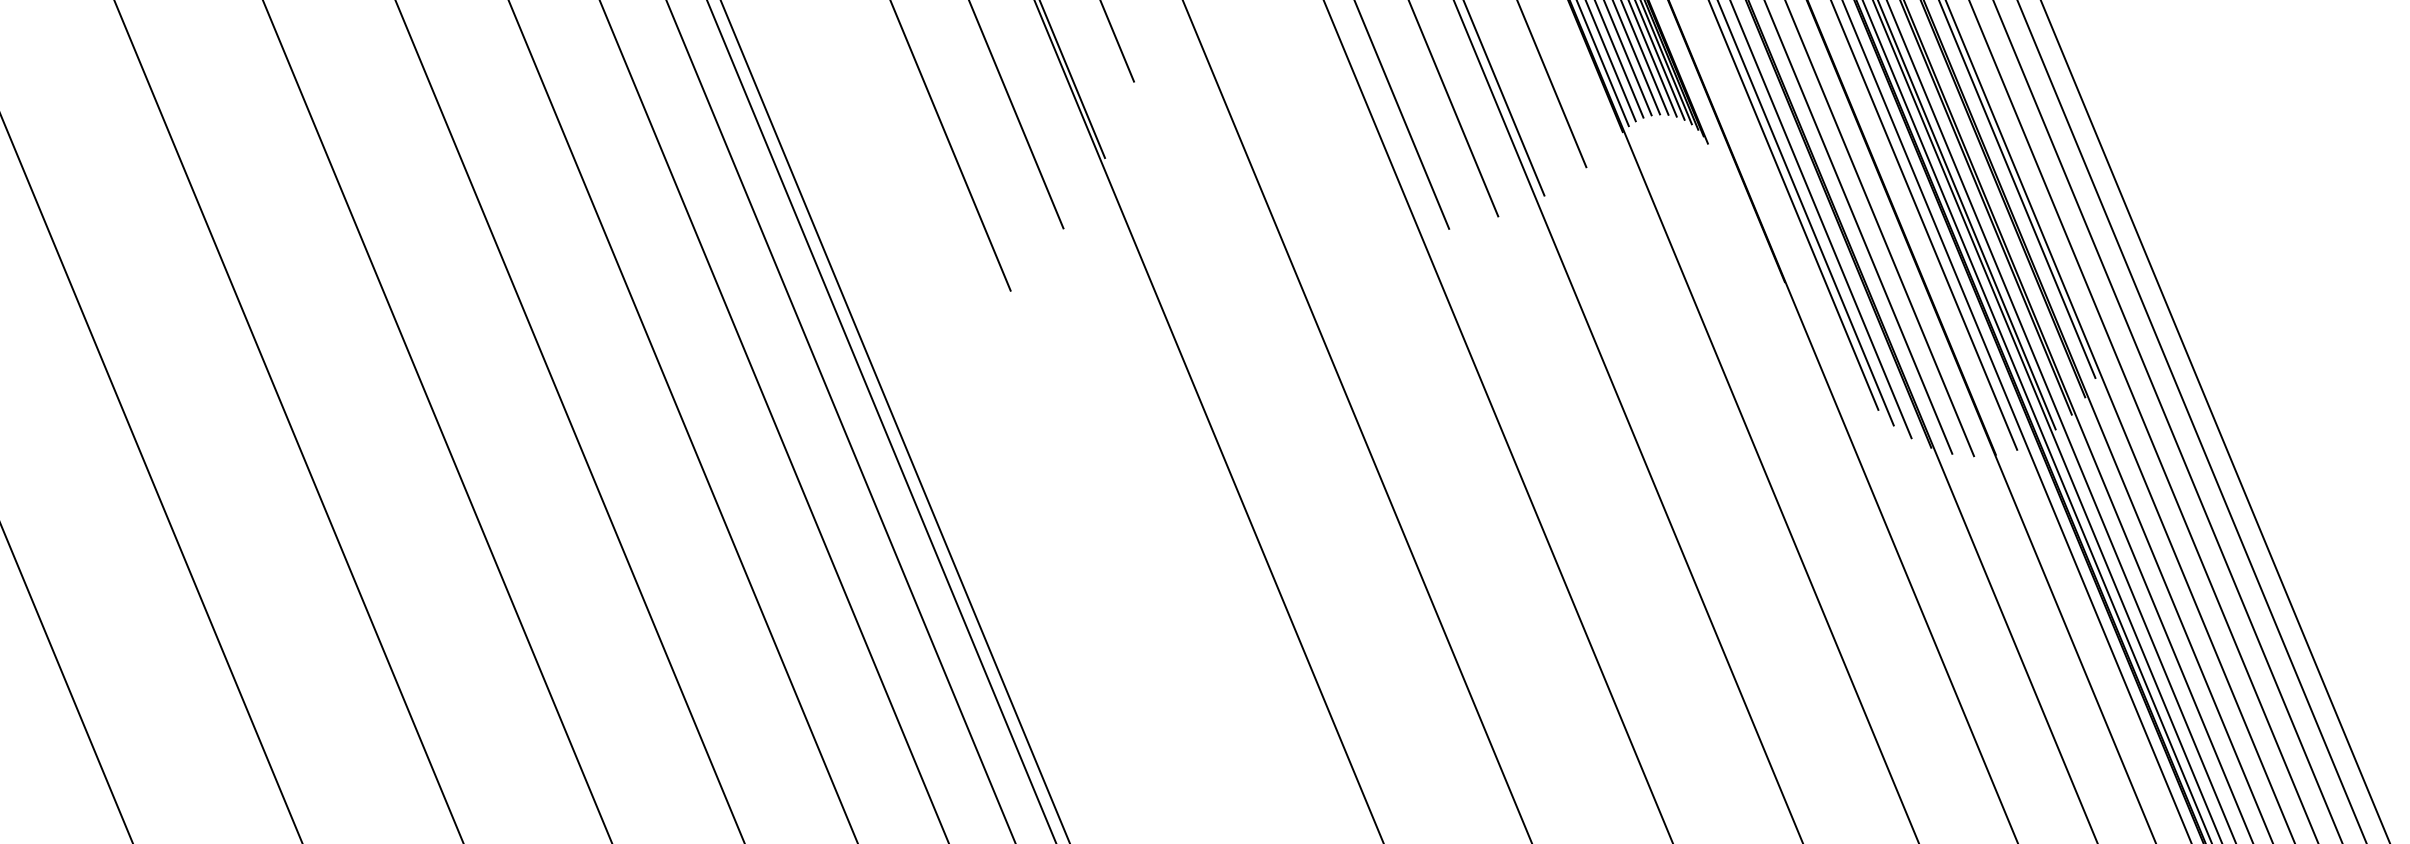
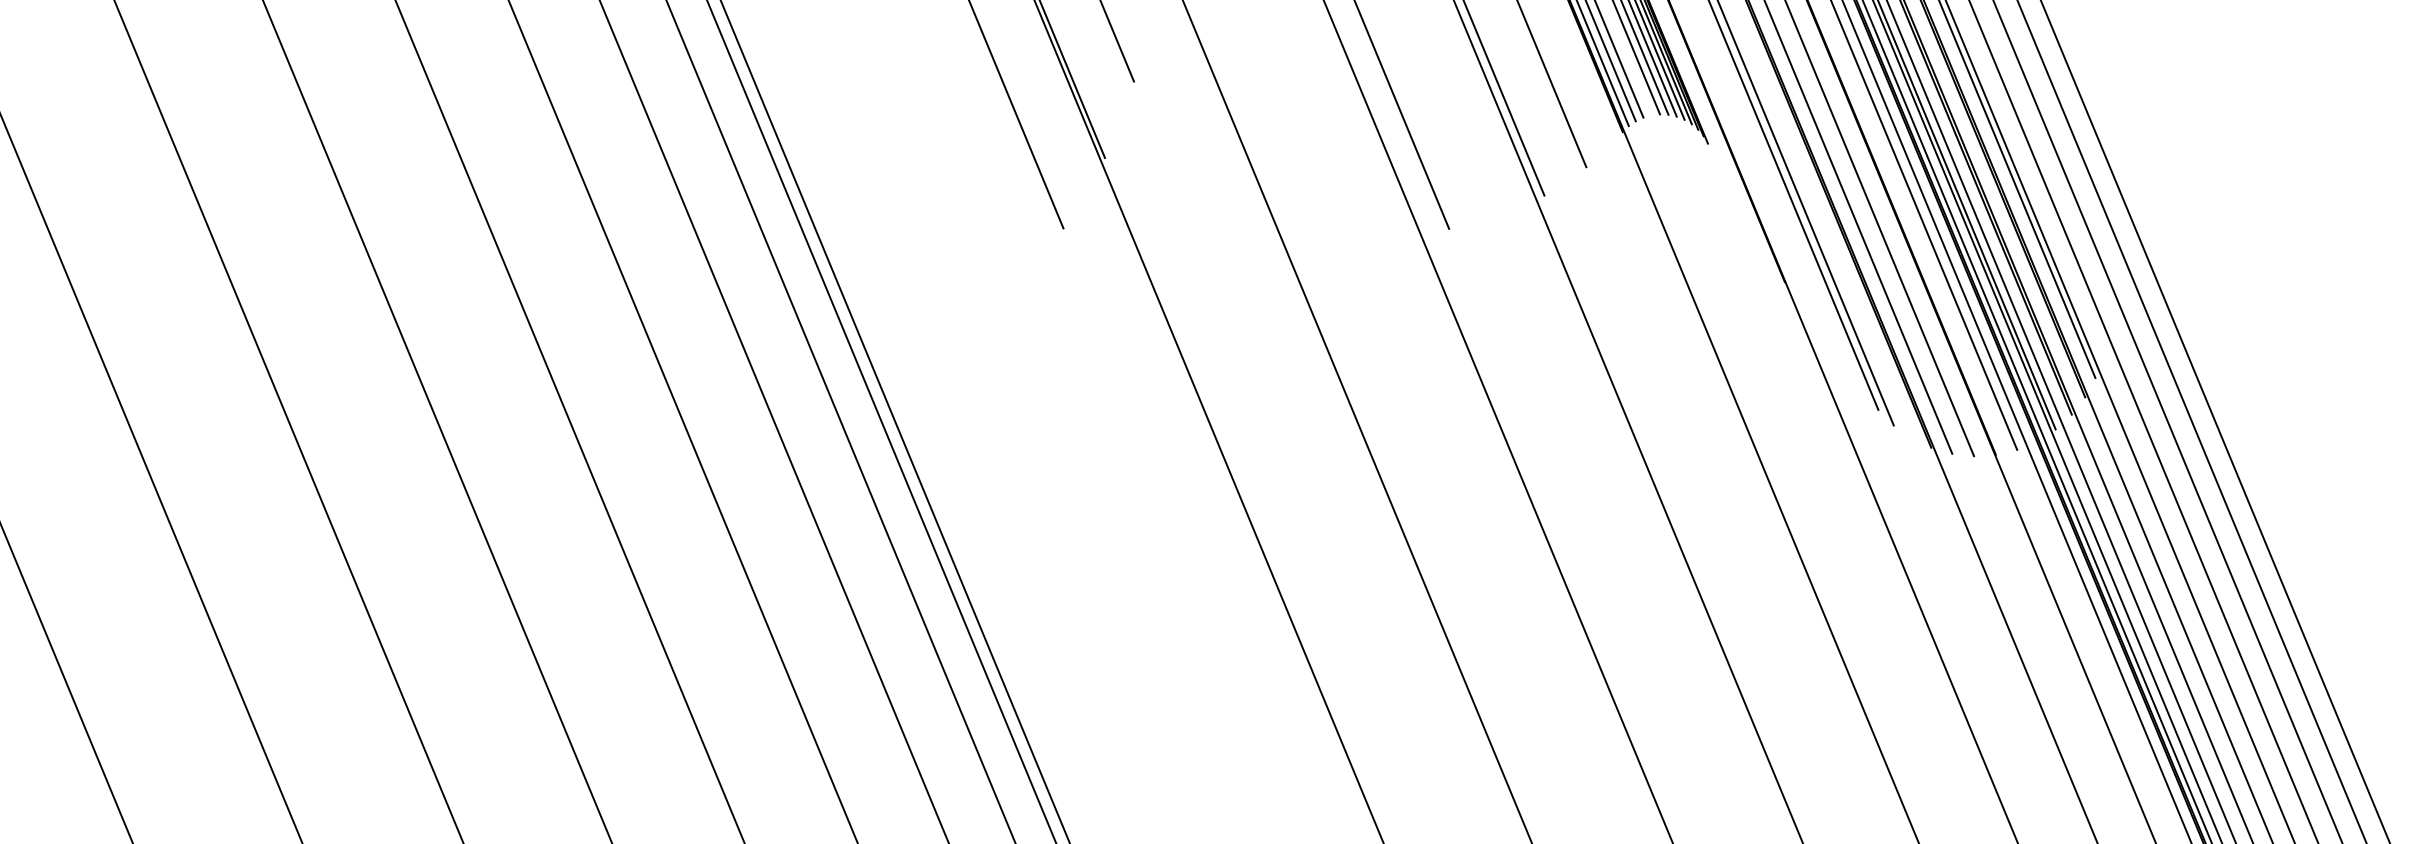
line: present -> none (1627, 59)
line: present -> none (1453, 109)
line: present -> none (951, 146)
line: present -> none (1821, 220)
